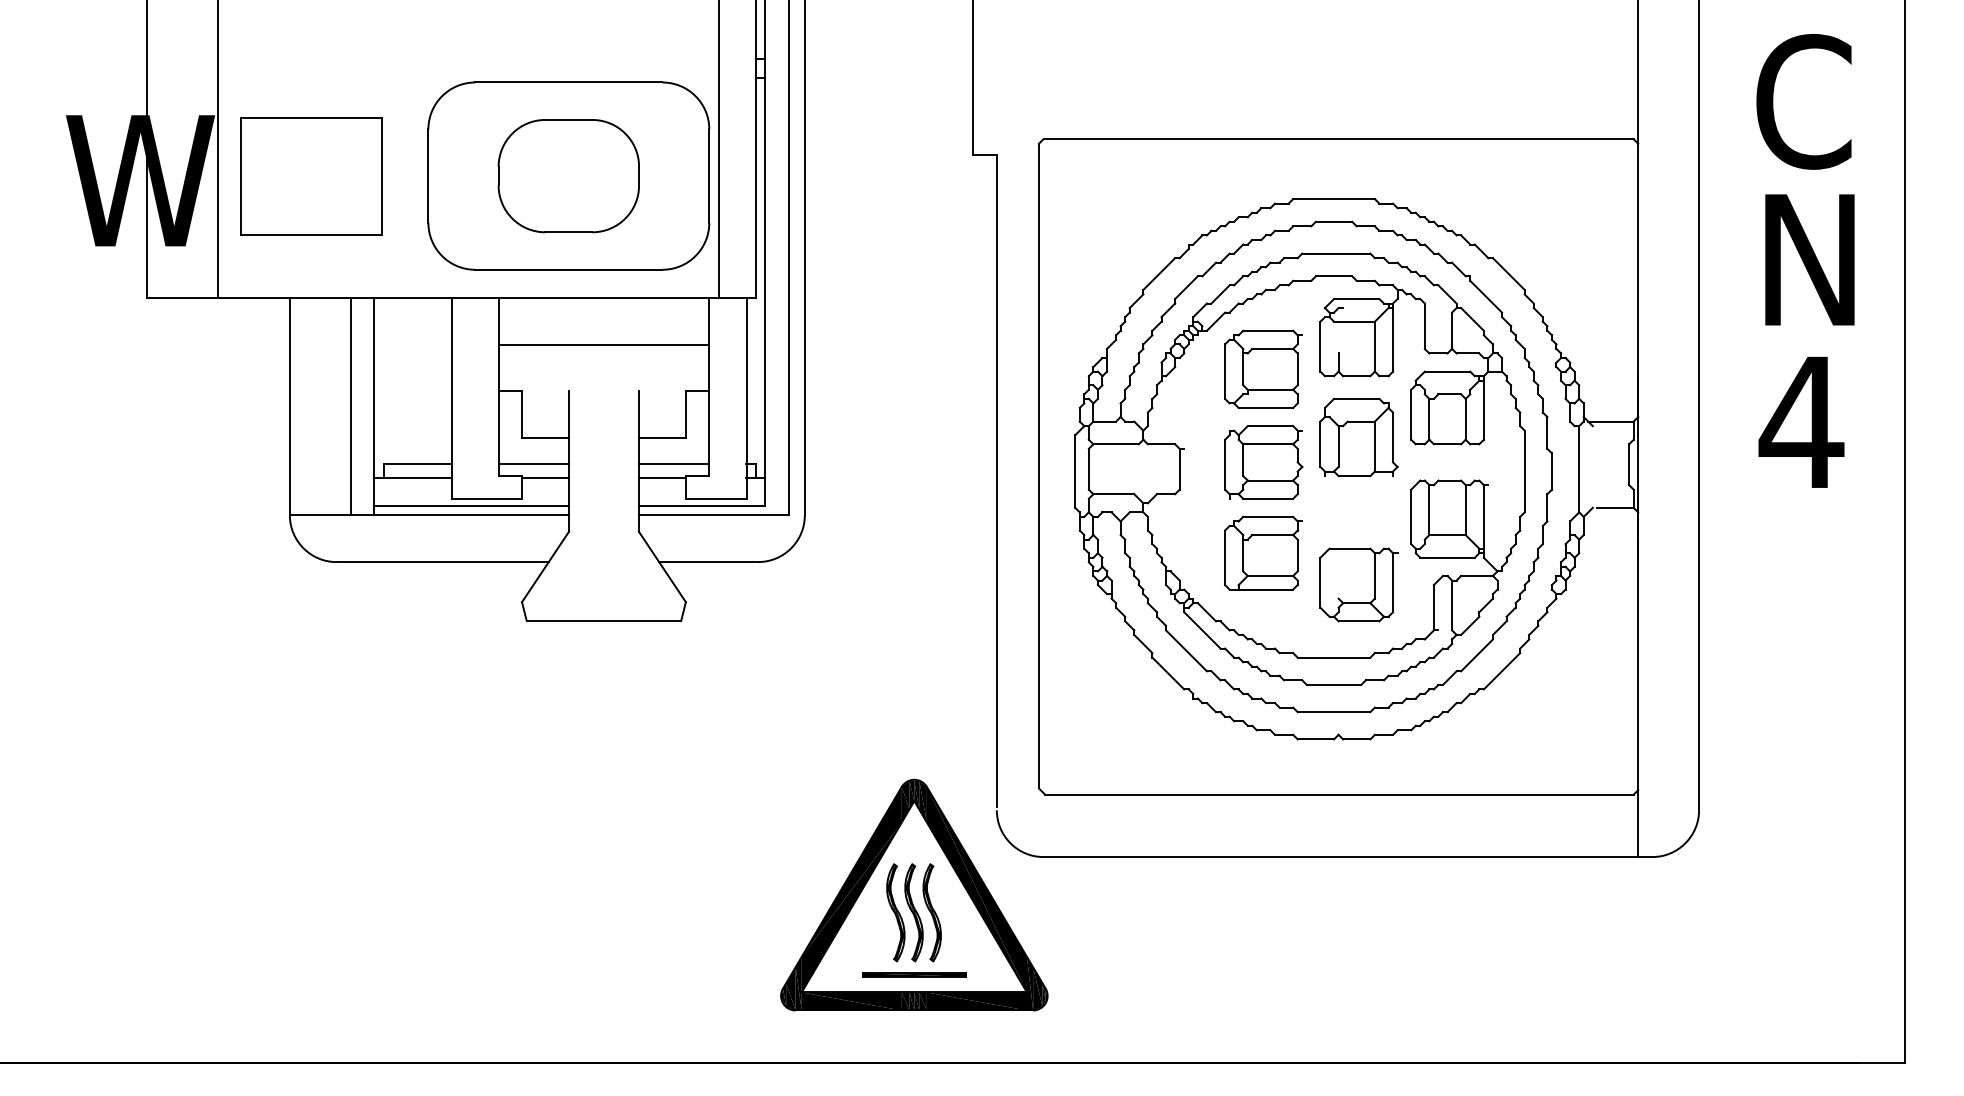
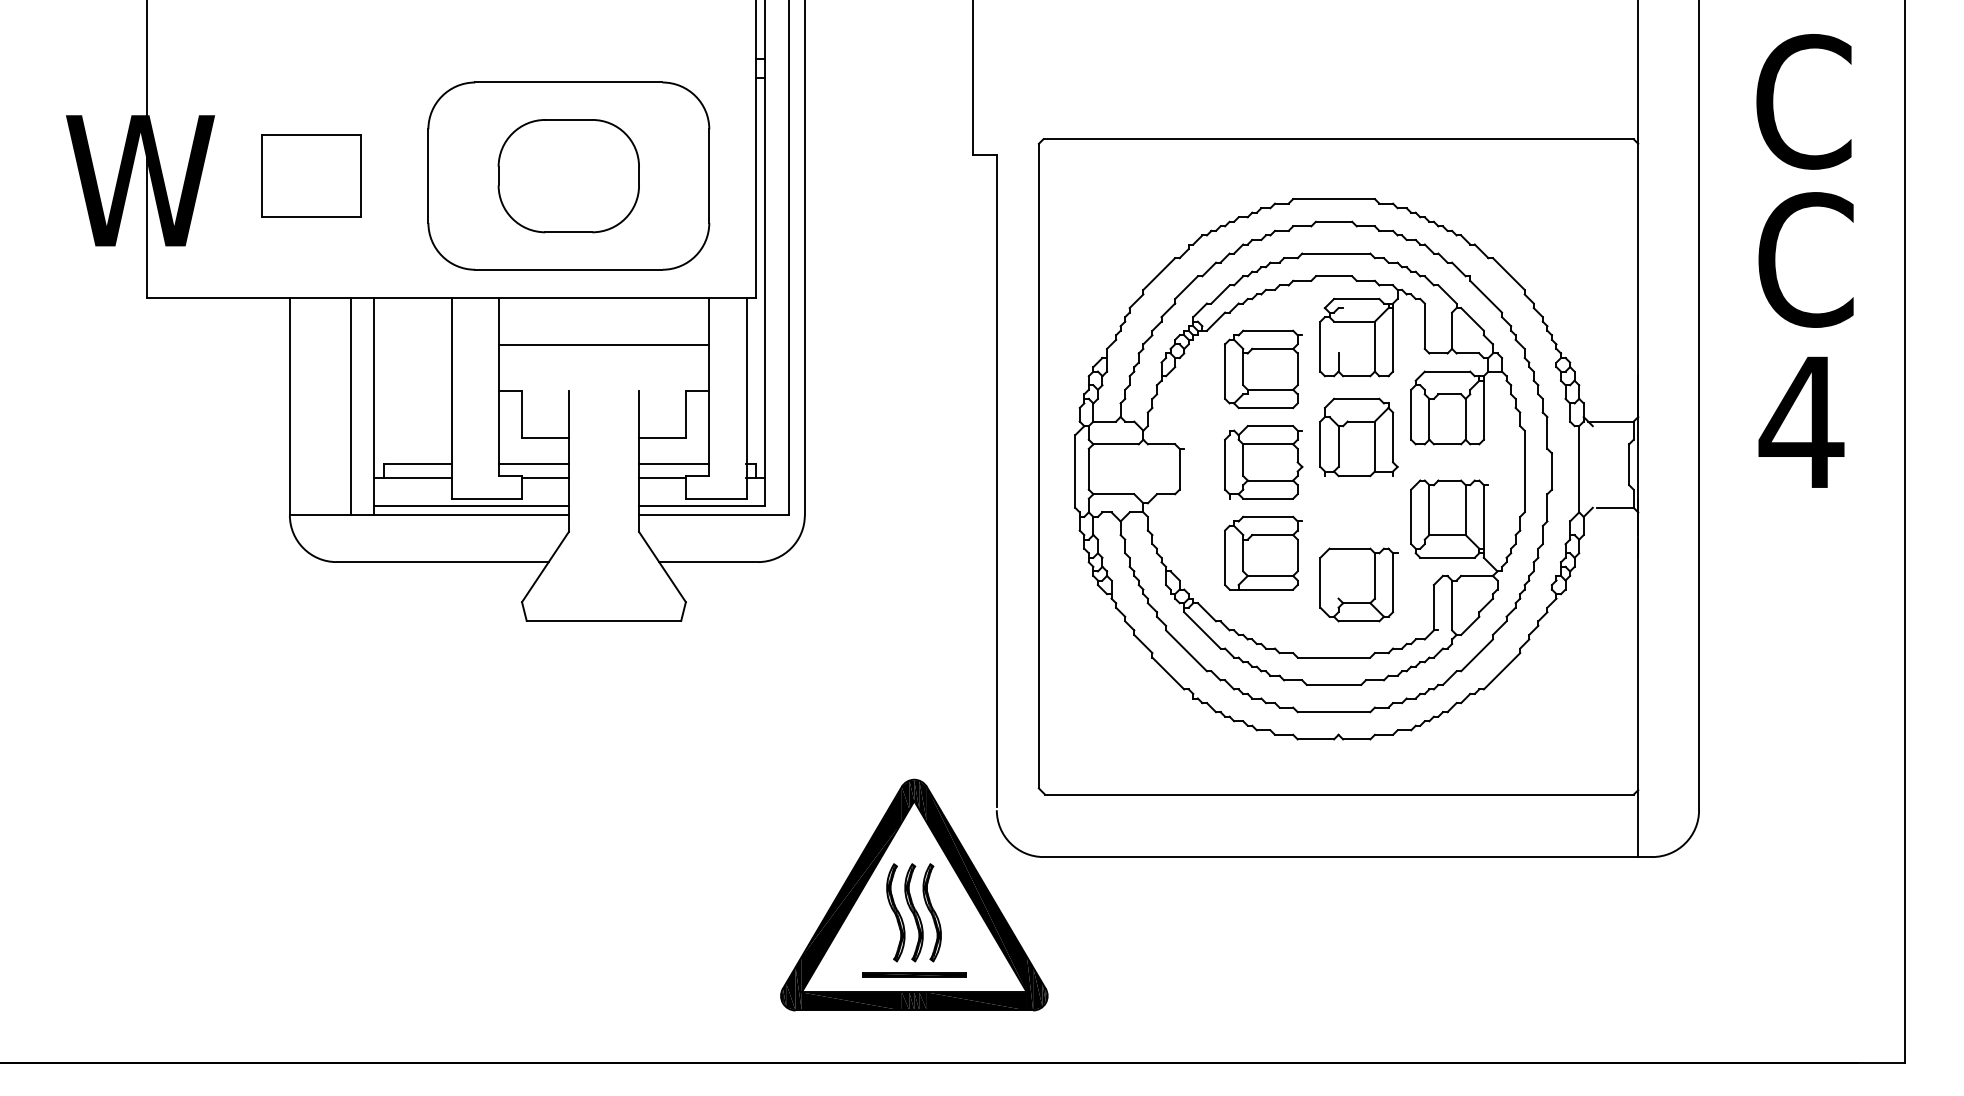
line: present -> none (217, 149)
line: present -> none (718, 149)
part size: 143x119 px -> 101x84 px (311, 175)
text: N -> C (1806, 259)
